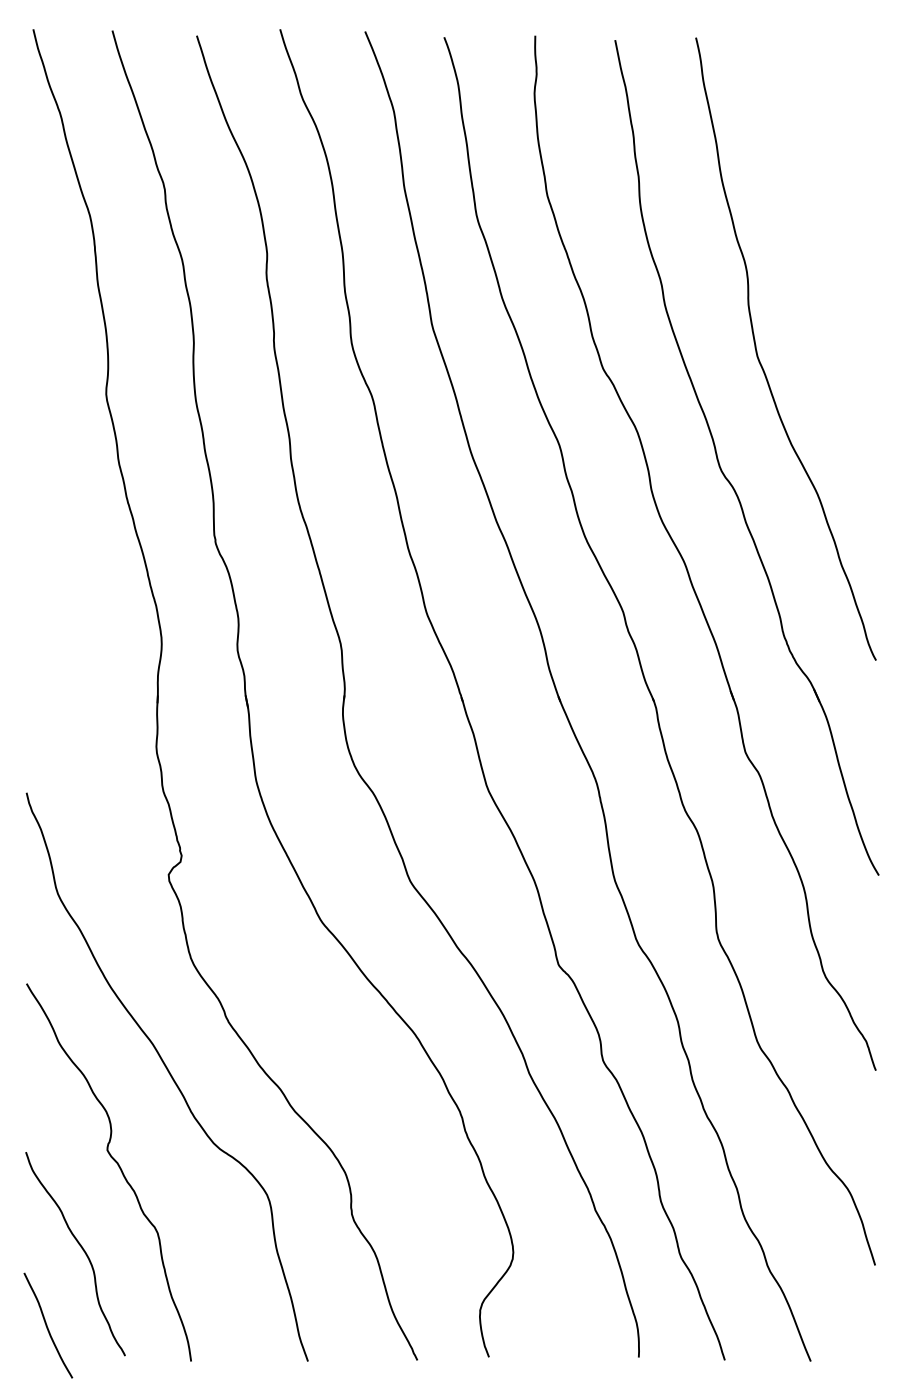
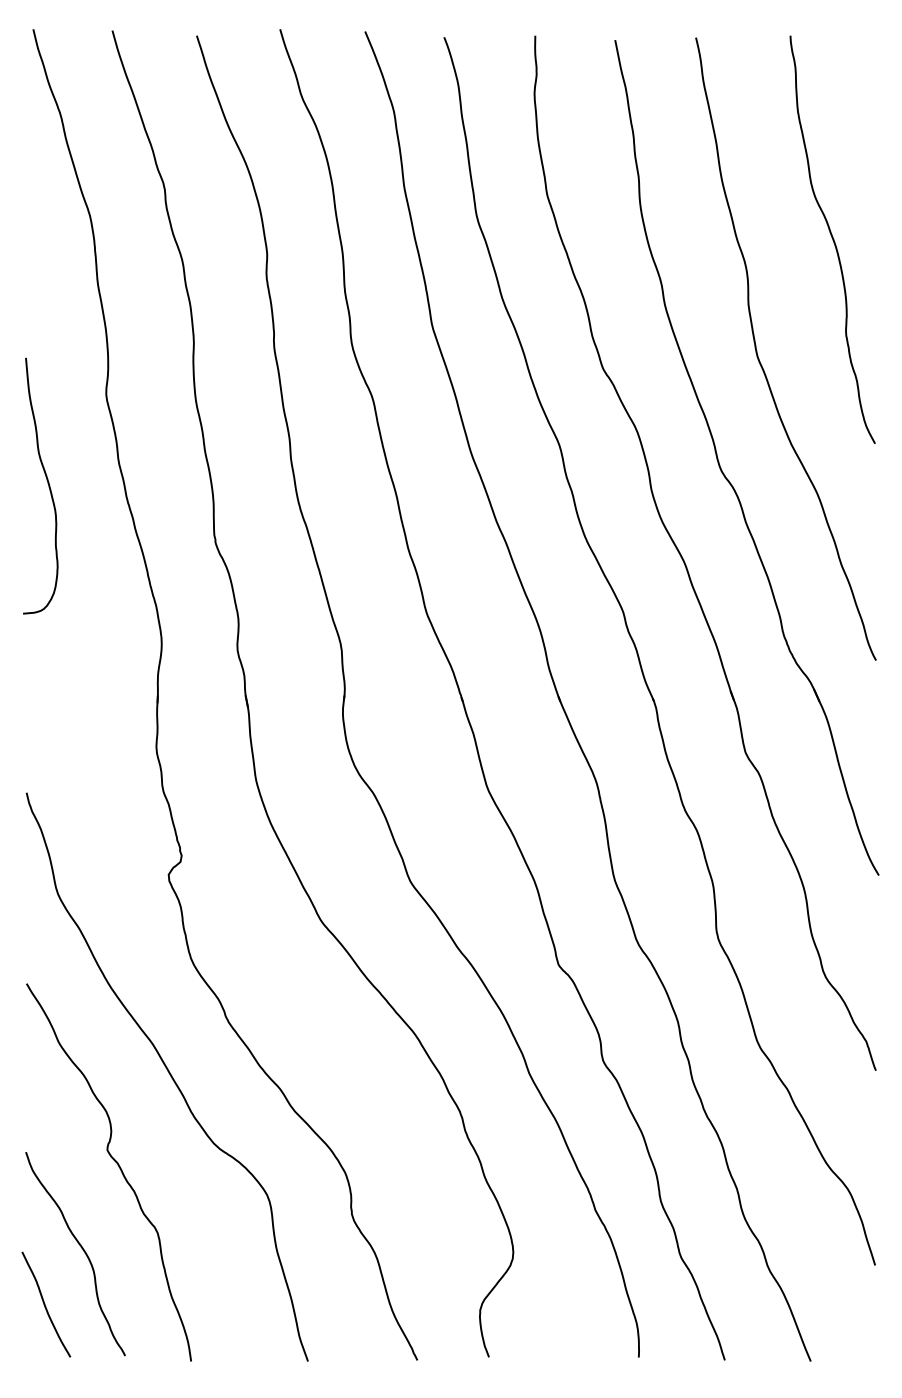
curve: none -> present (832, 239)
curve: none -> present (47, 483)
curve position: (47, 1325) -> (45, 1304) (45, 1304)
